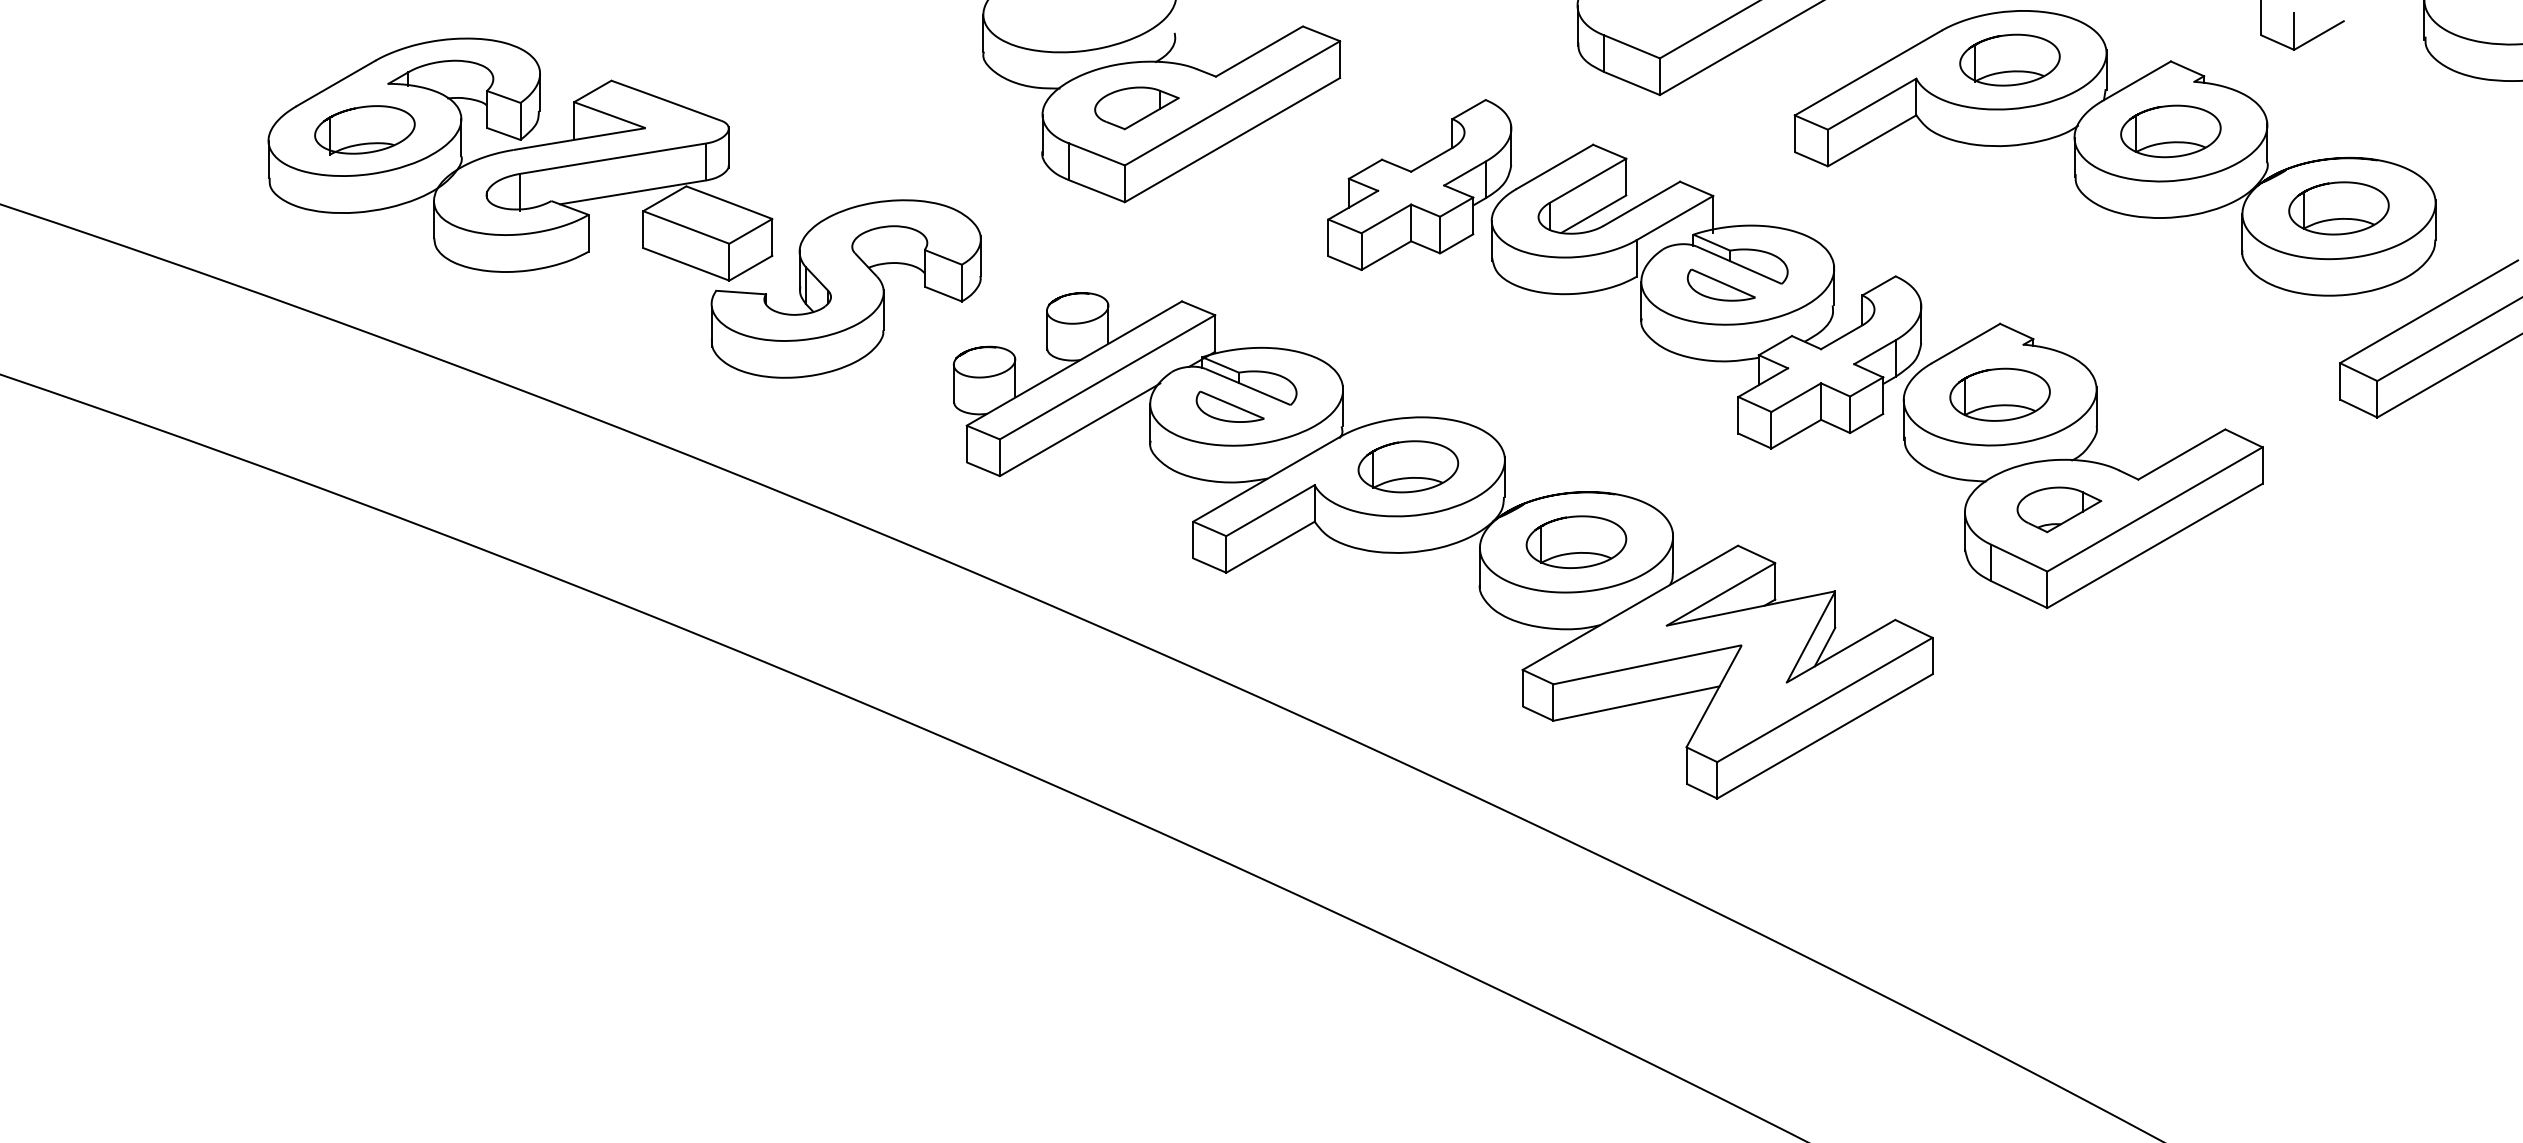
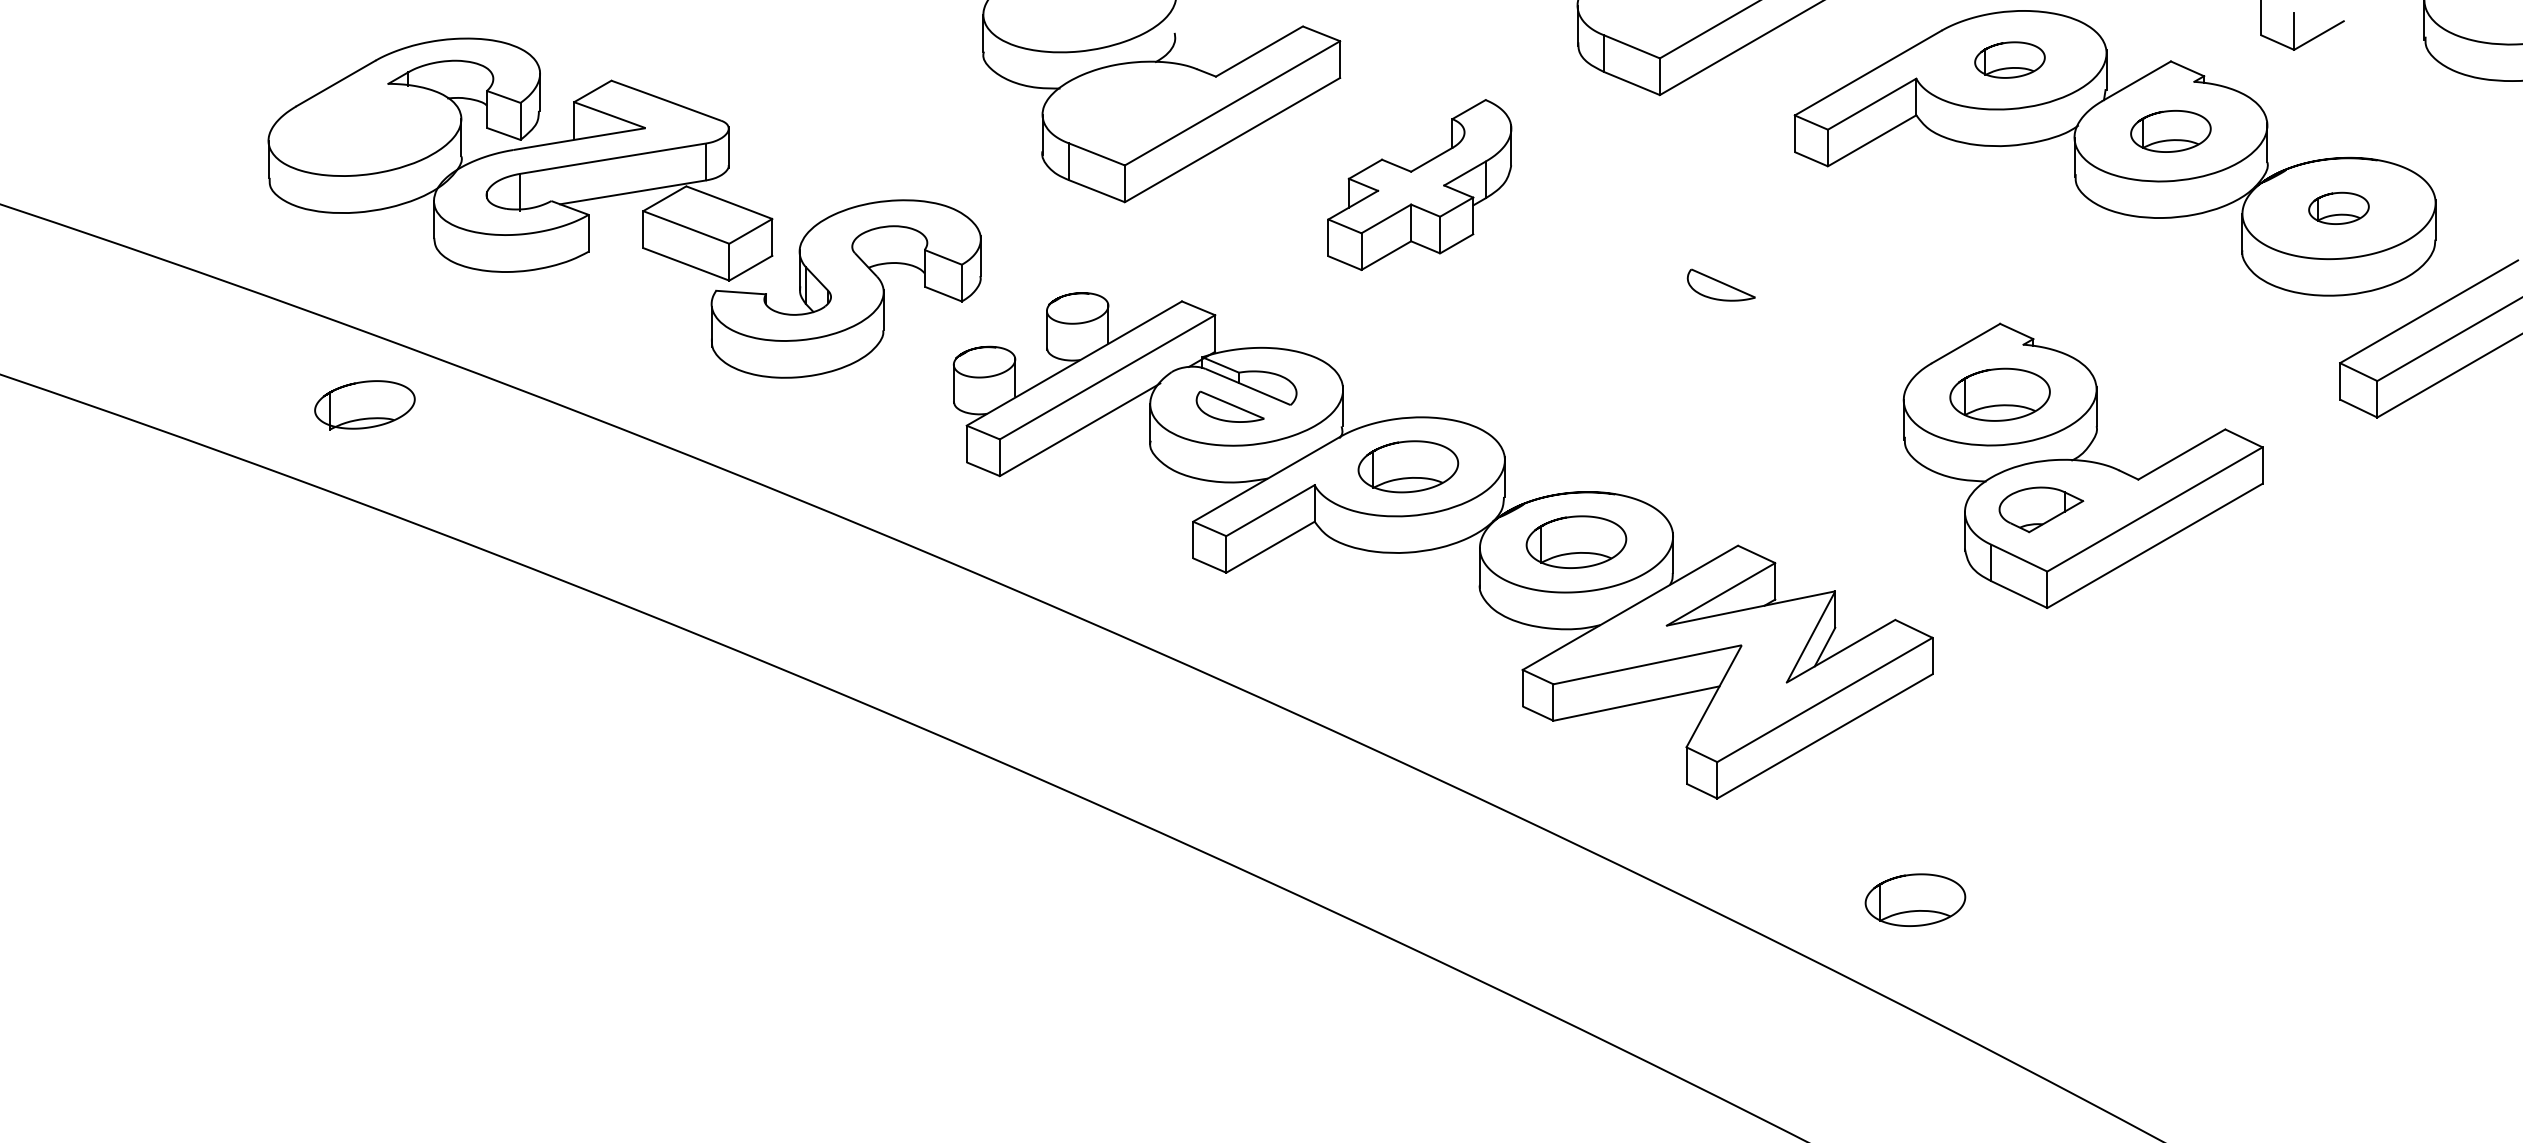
part size: 102x54 px -> 72x38 px (2009, 59)
part: present -> none (1136, 108)
part position: (364, 130) -> (364, 405) (364, 405)
part size: 102x55 px -> 82x43 px (2170, 131)
part size: 102x55 px -> 62x34 px (2338, 207)
part: present -> none (1706, 296)
part position: (2059, 509) -> (2041, 509) (2041, 509)
part: none -> present (1915, 899)
